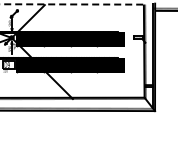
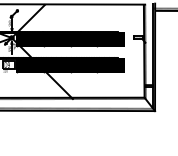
line: dashed -> solid (73, 4)
